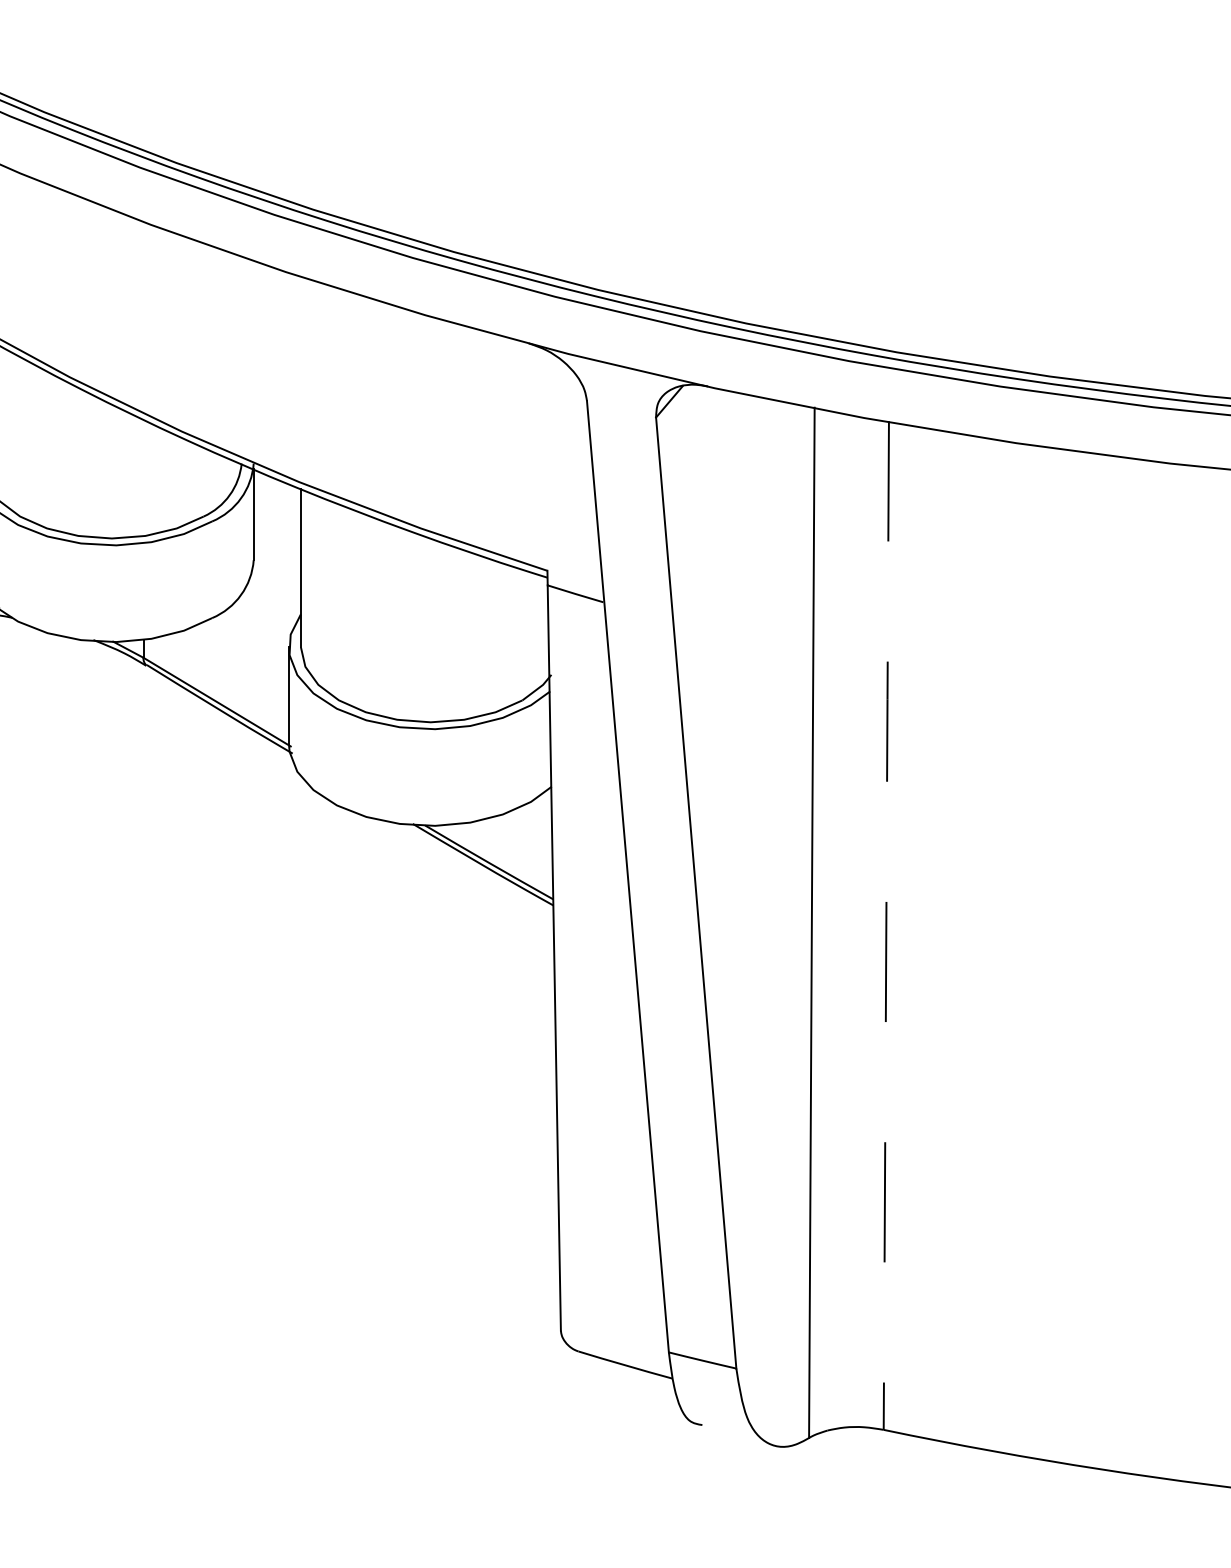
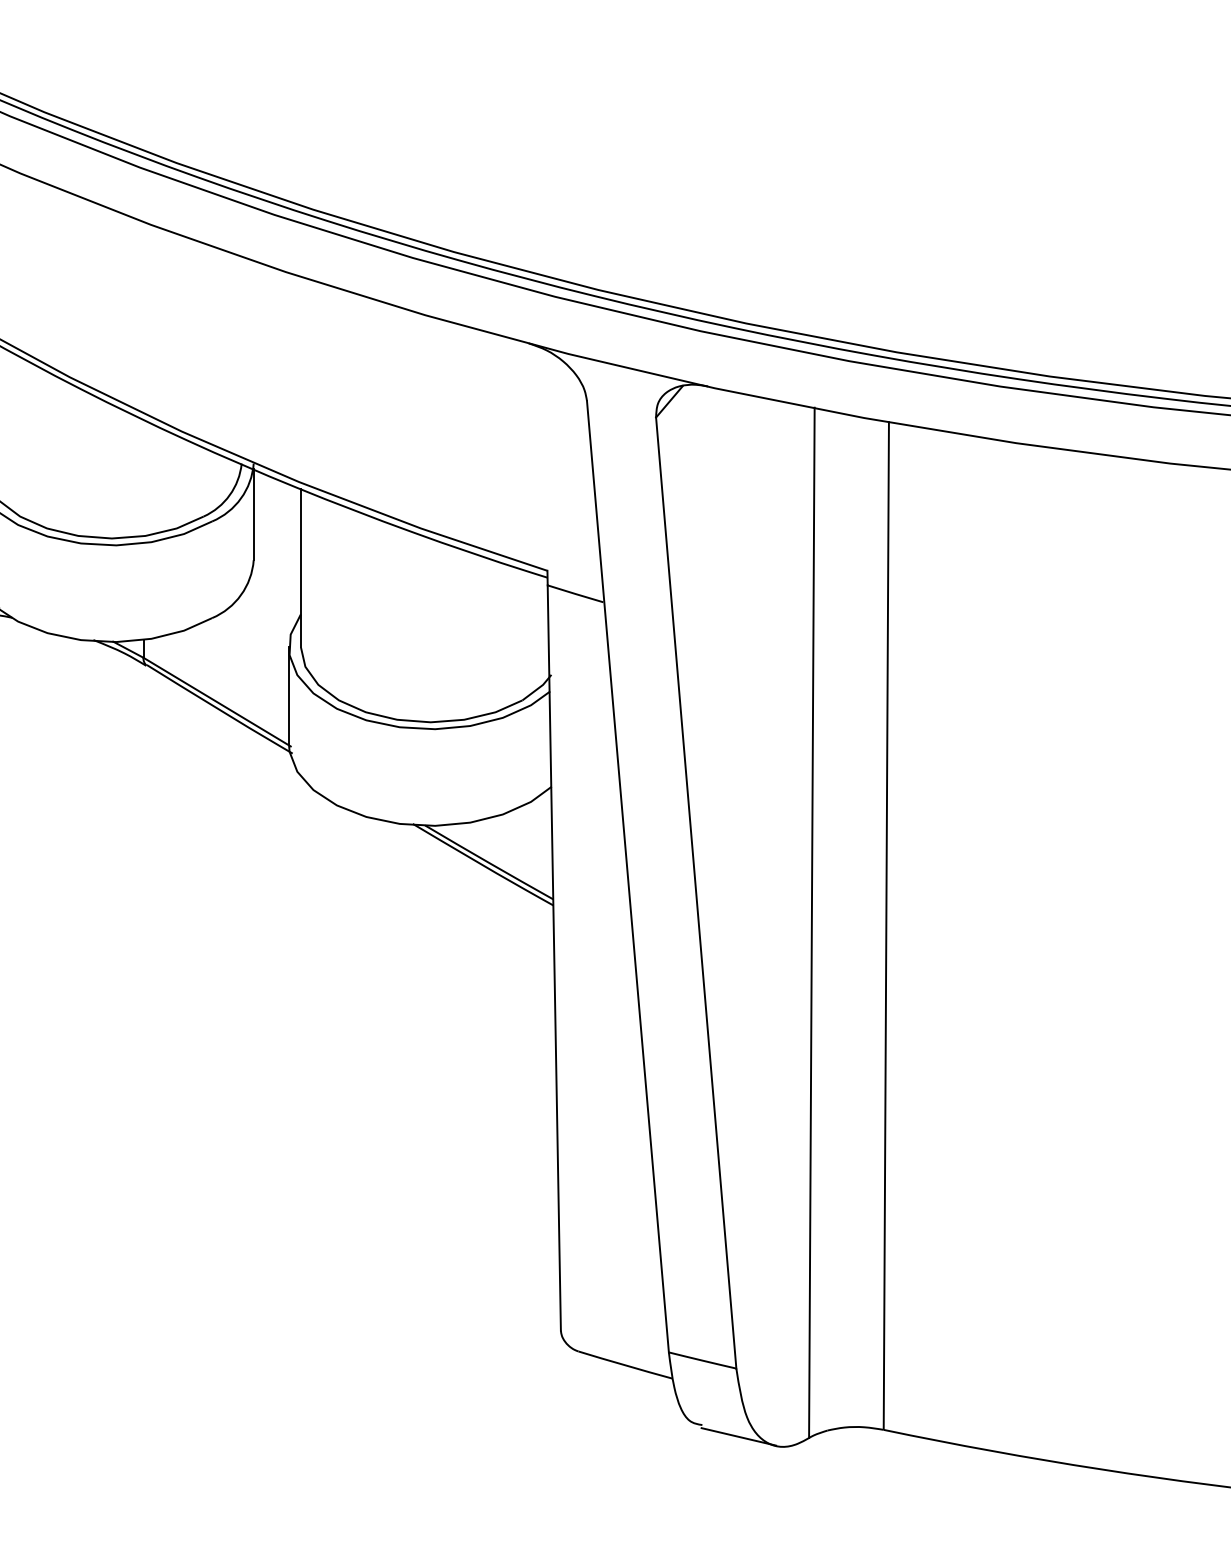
line: dashed -> solid (886, 925)
line: none -> present (738, 1436)
